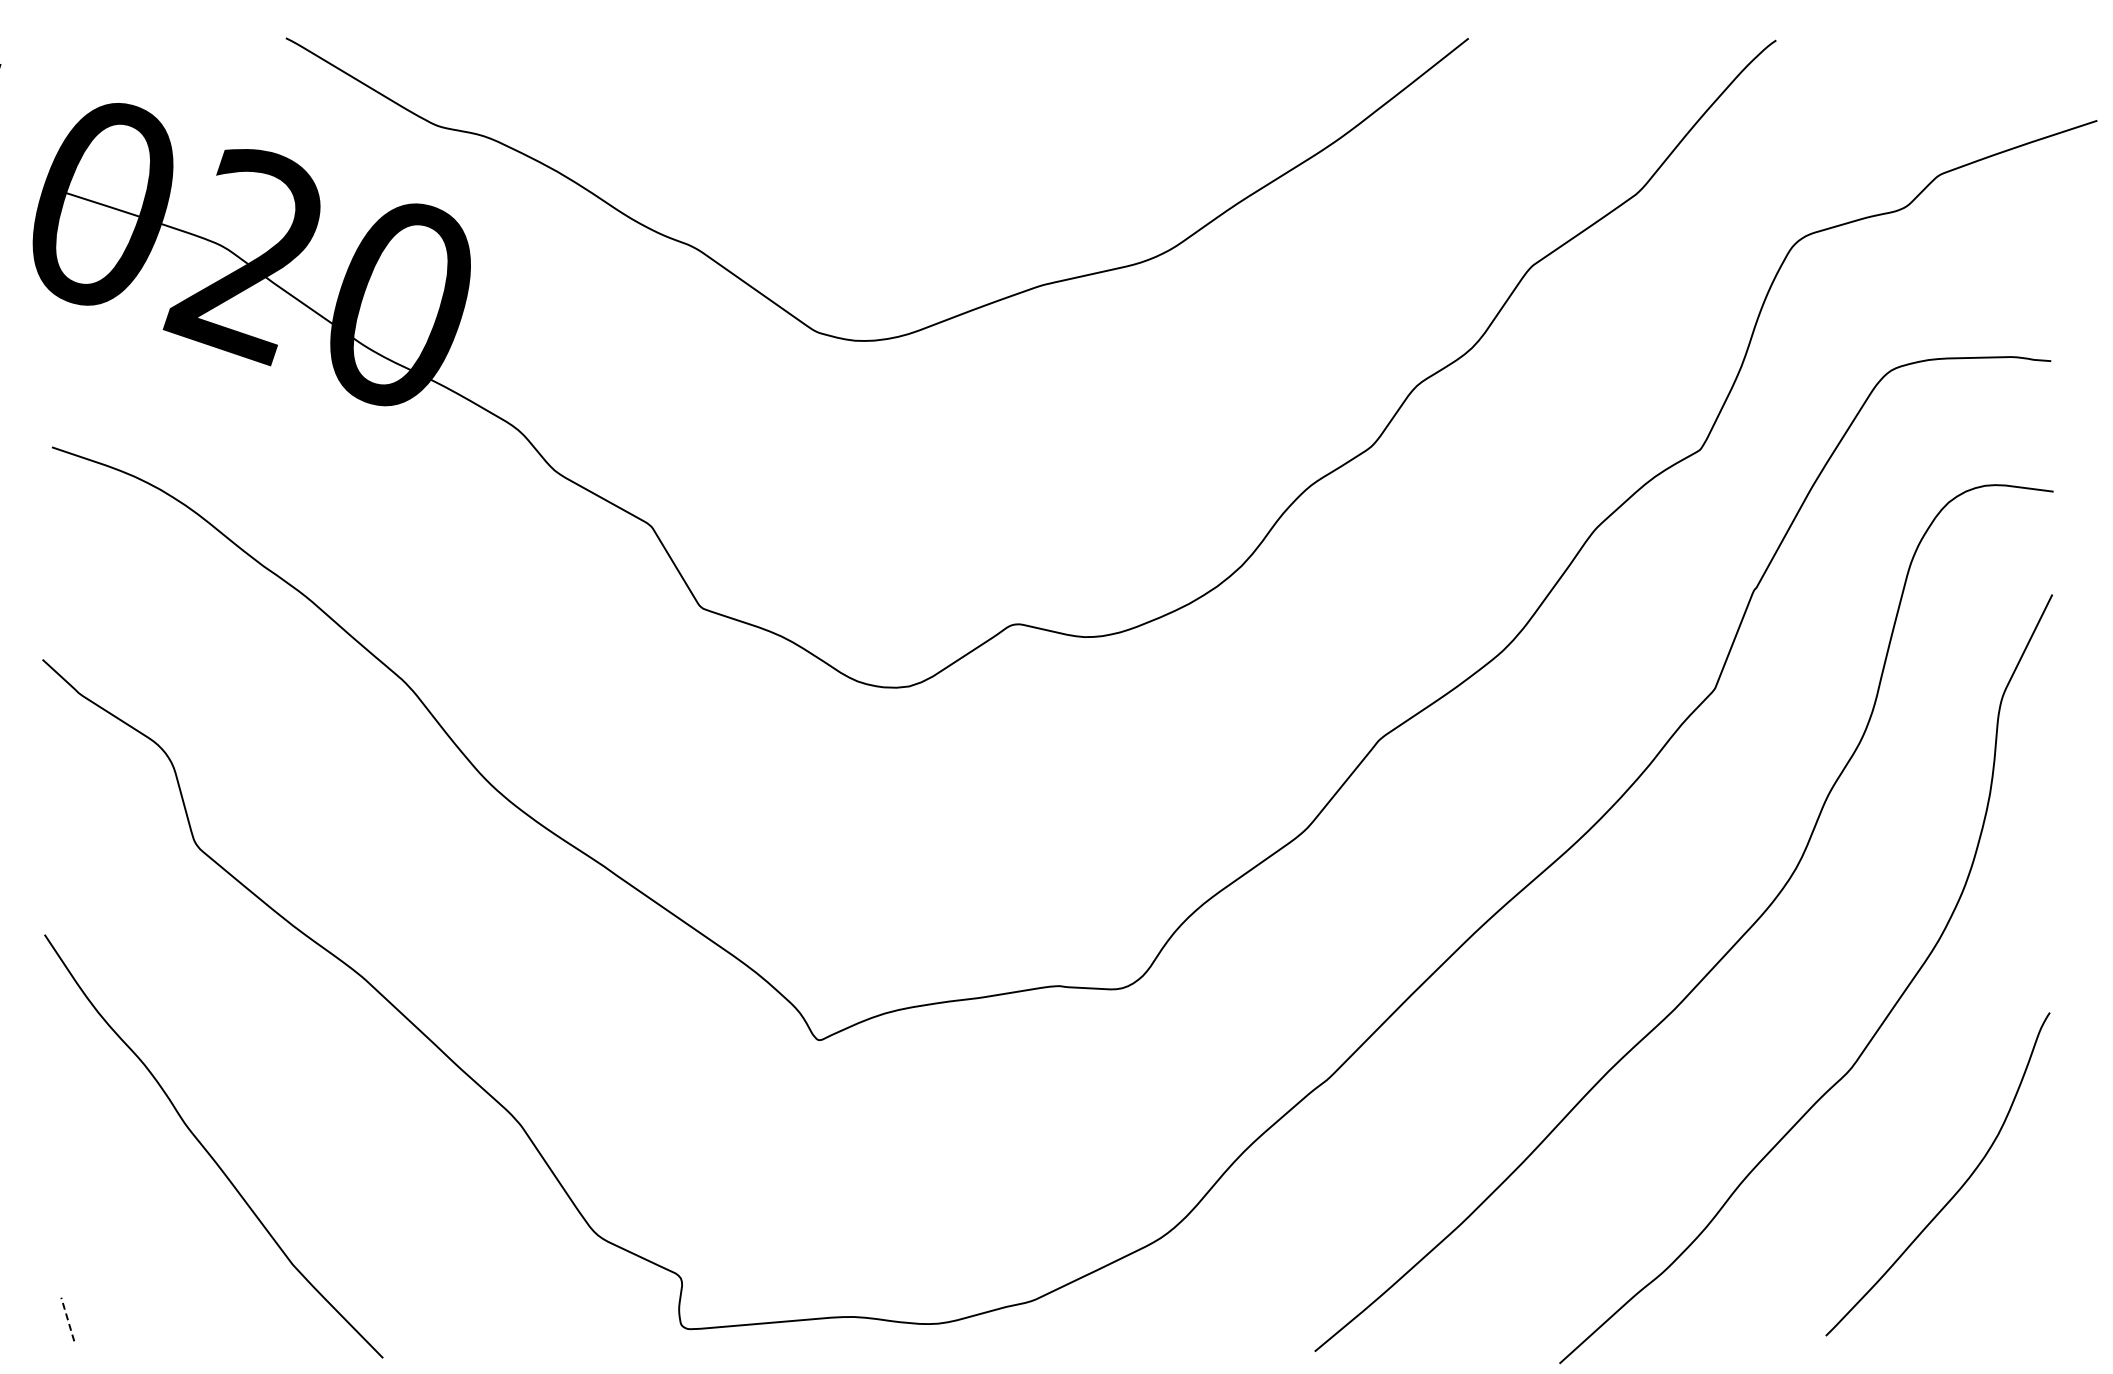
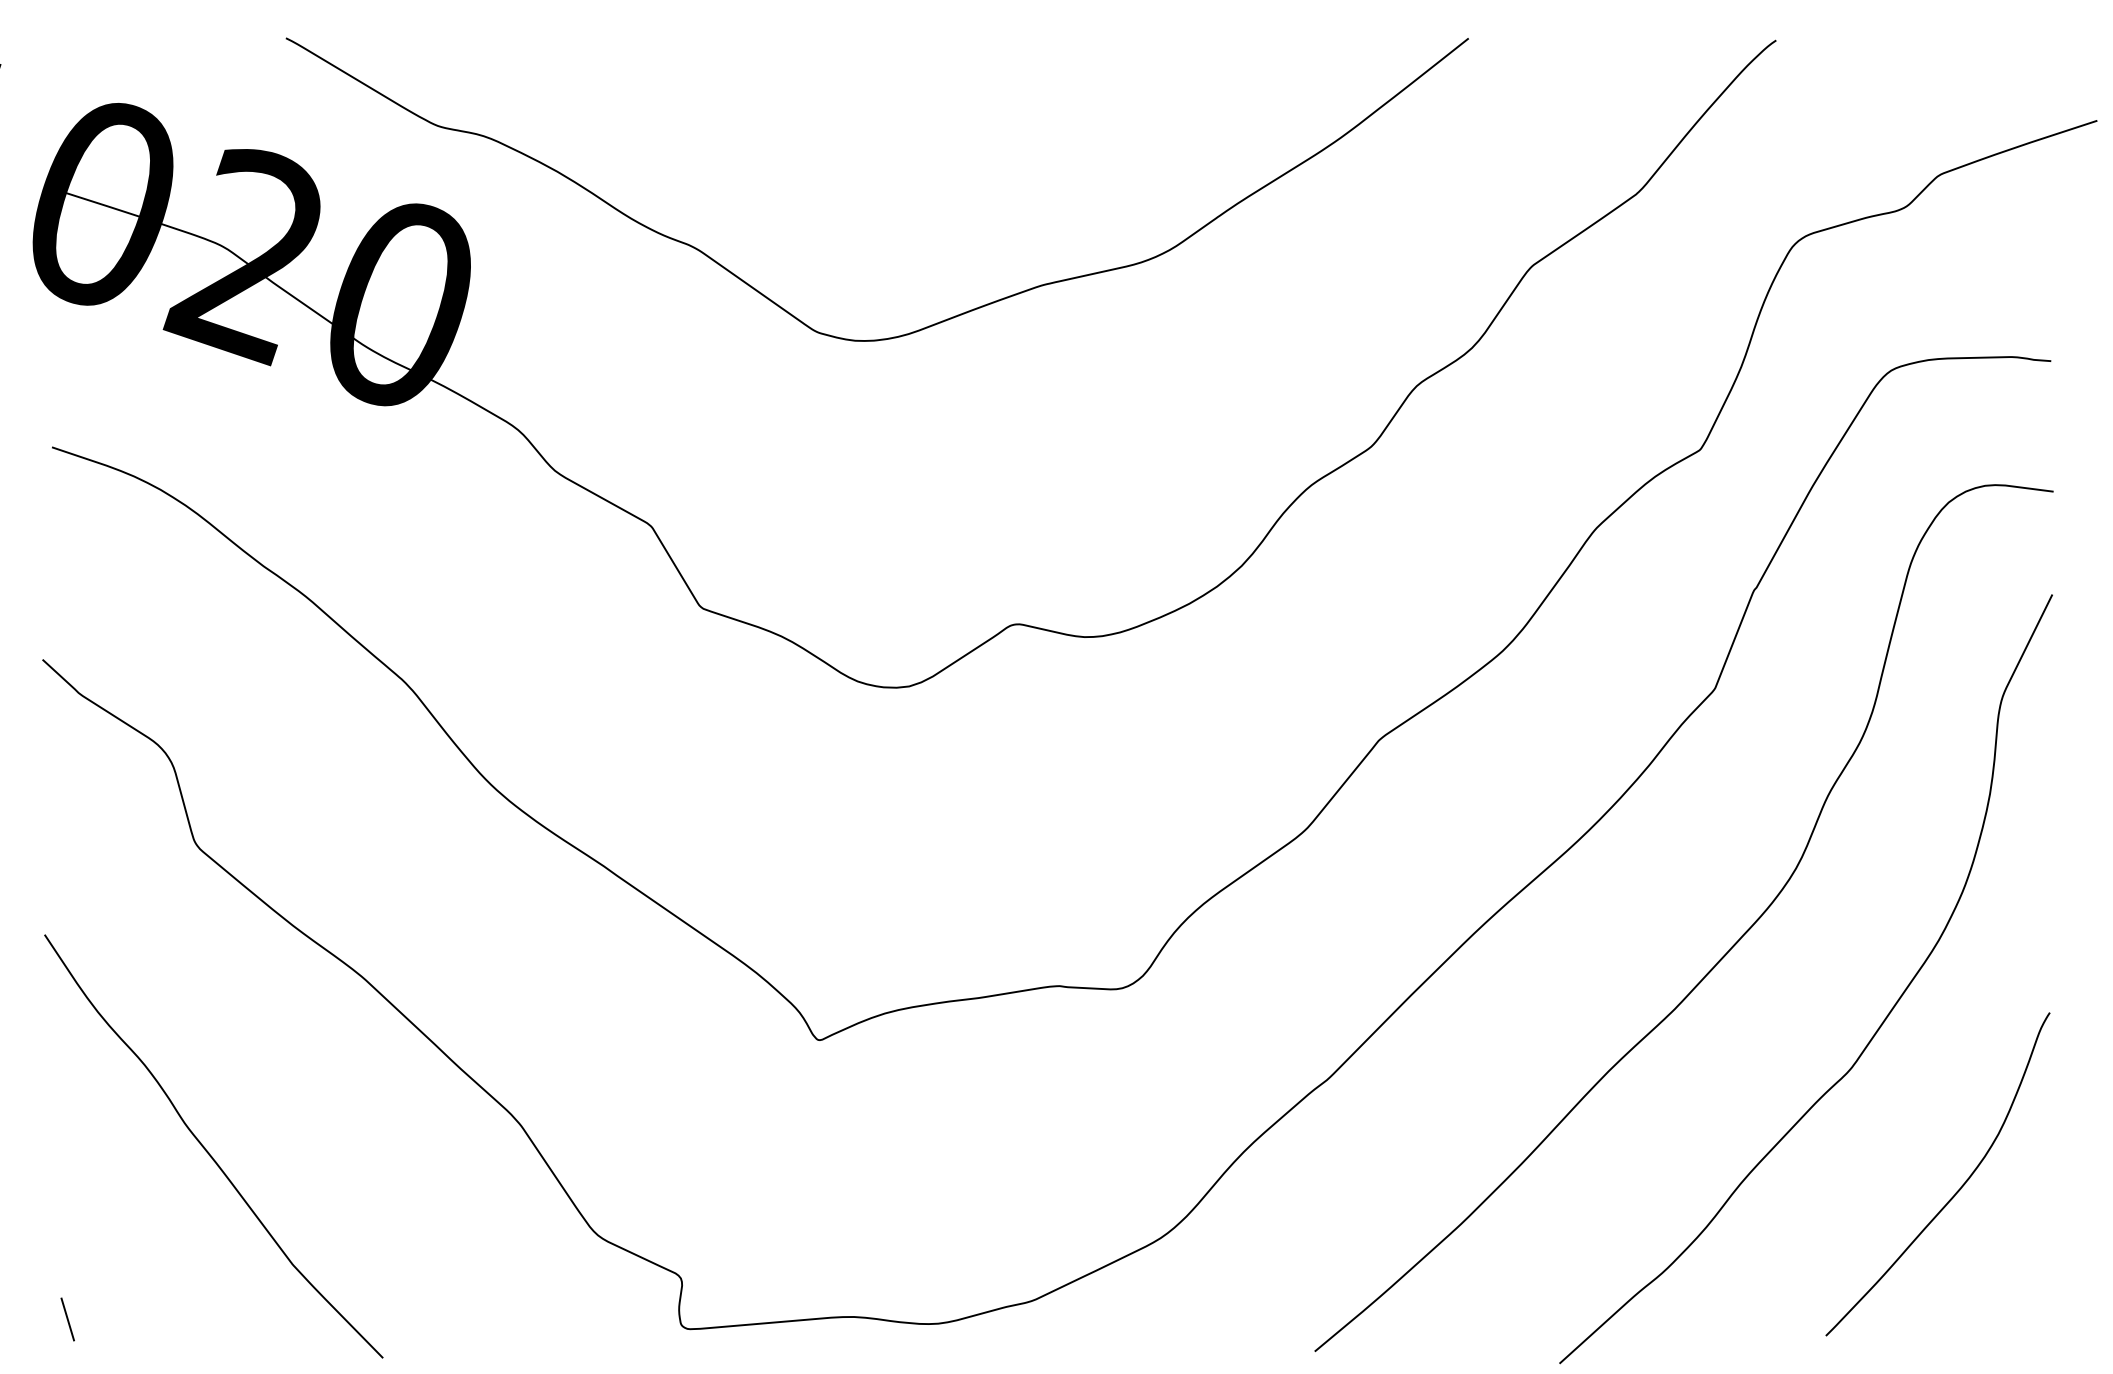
line: dashed -> solid (67, 1319)
